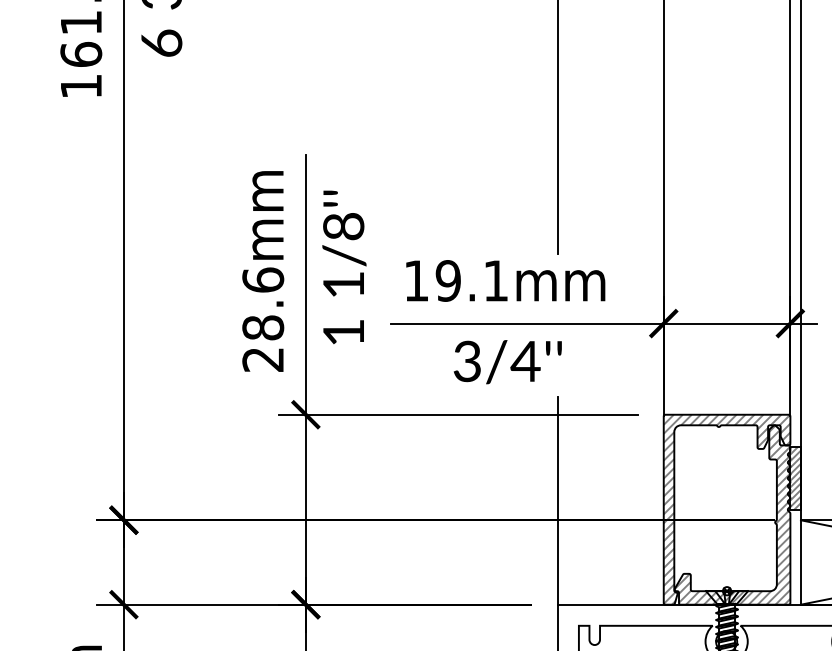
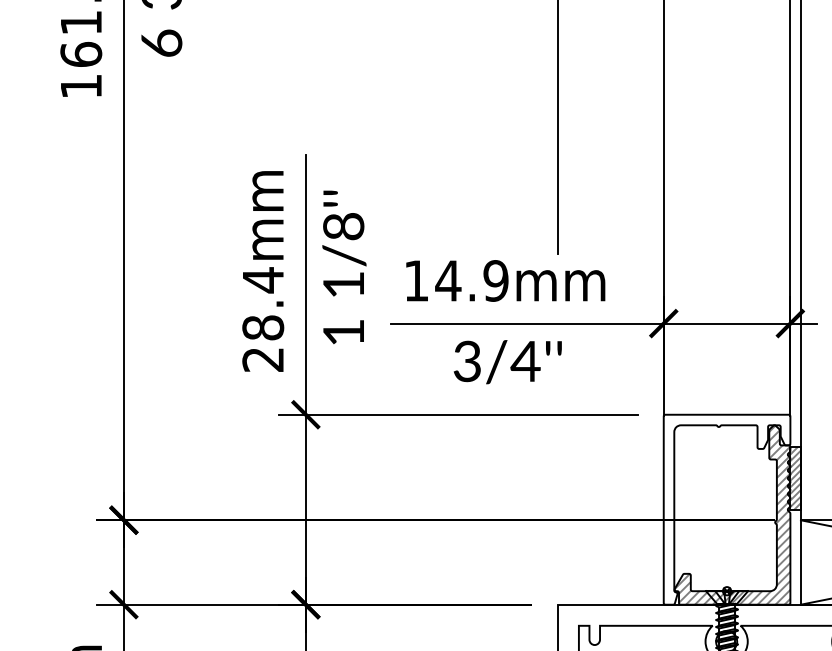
text: 28.6mm -> 28.4mm (263, 280)
text: 19.1mm -> 14.9mm (471, 280)
line: present -> none (557, 500)
hatch: present -> none (726, 509)
